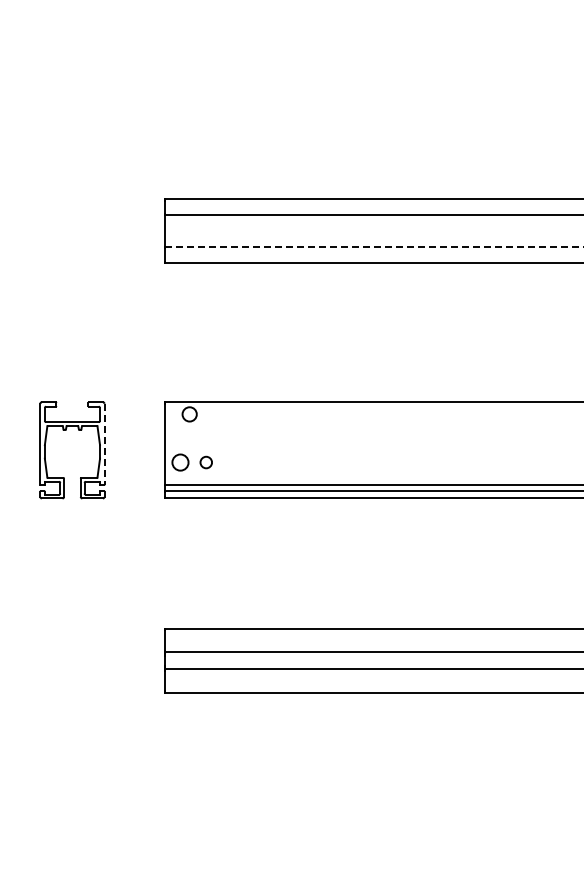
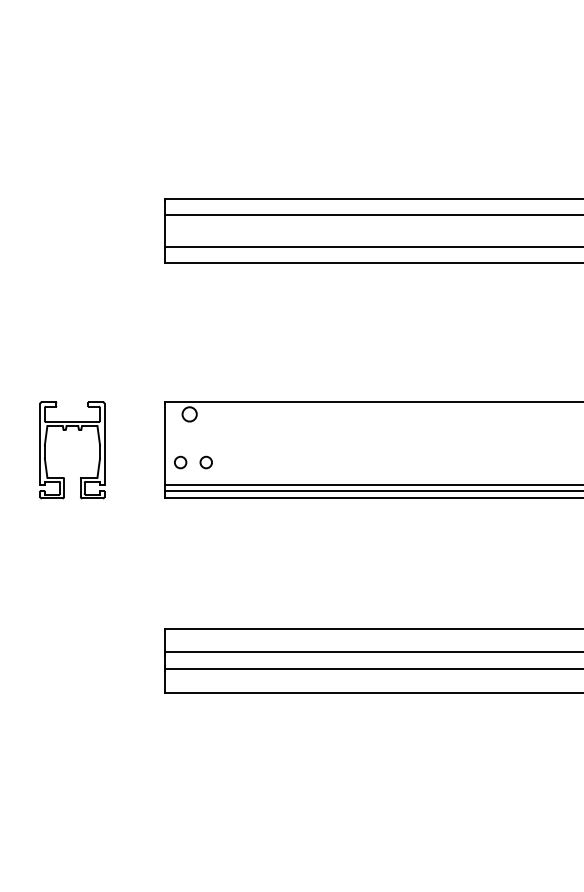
line: dashed -> solid (375, 247)
line: dashed -> solid (104, 444)
circle size: 19x19 px -> 14x15 px (180, 462)
